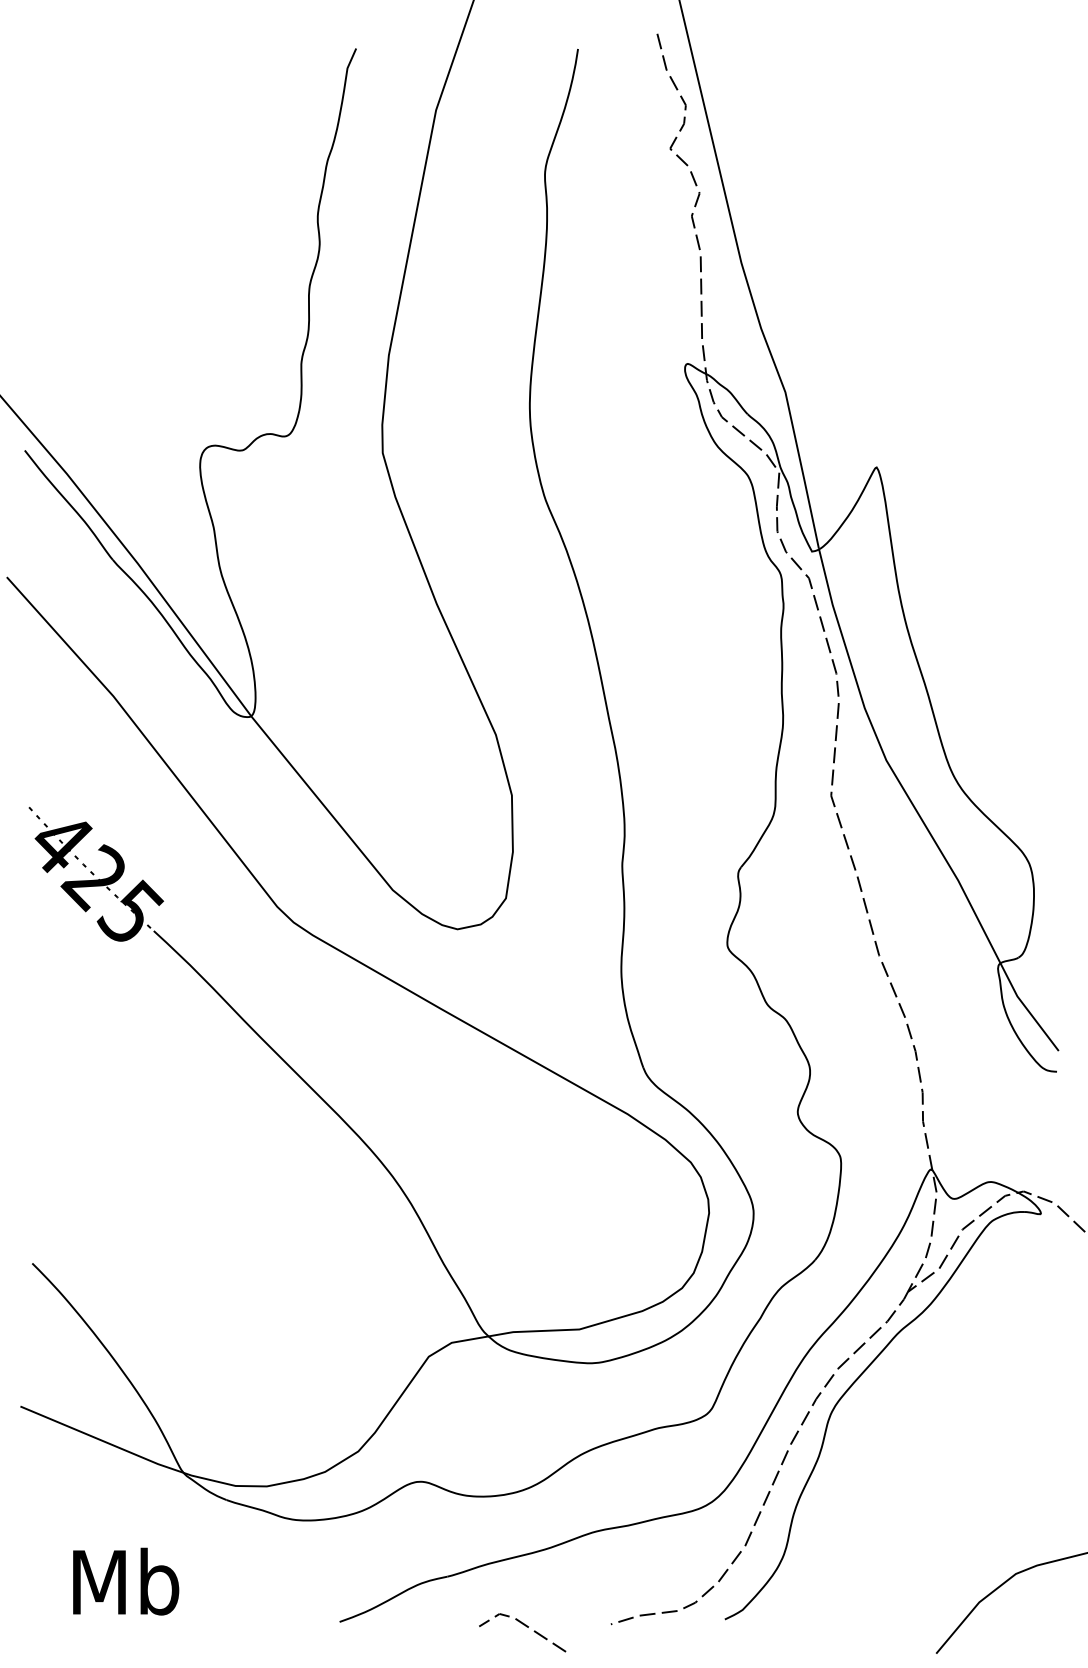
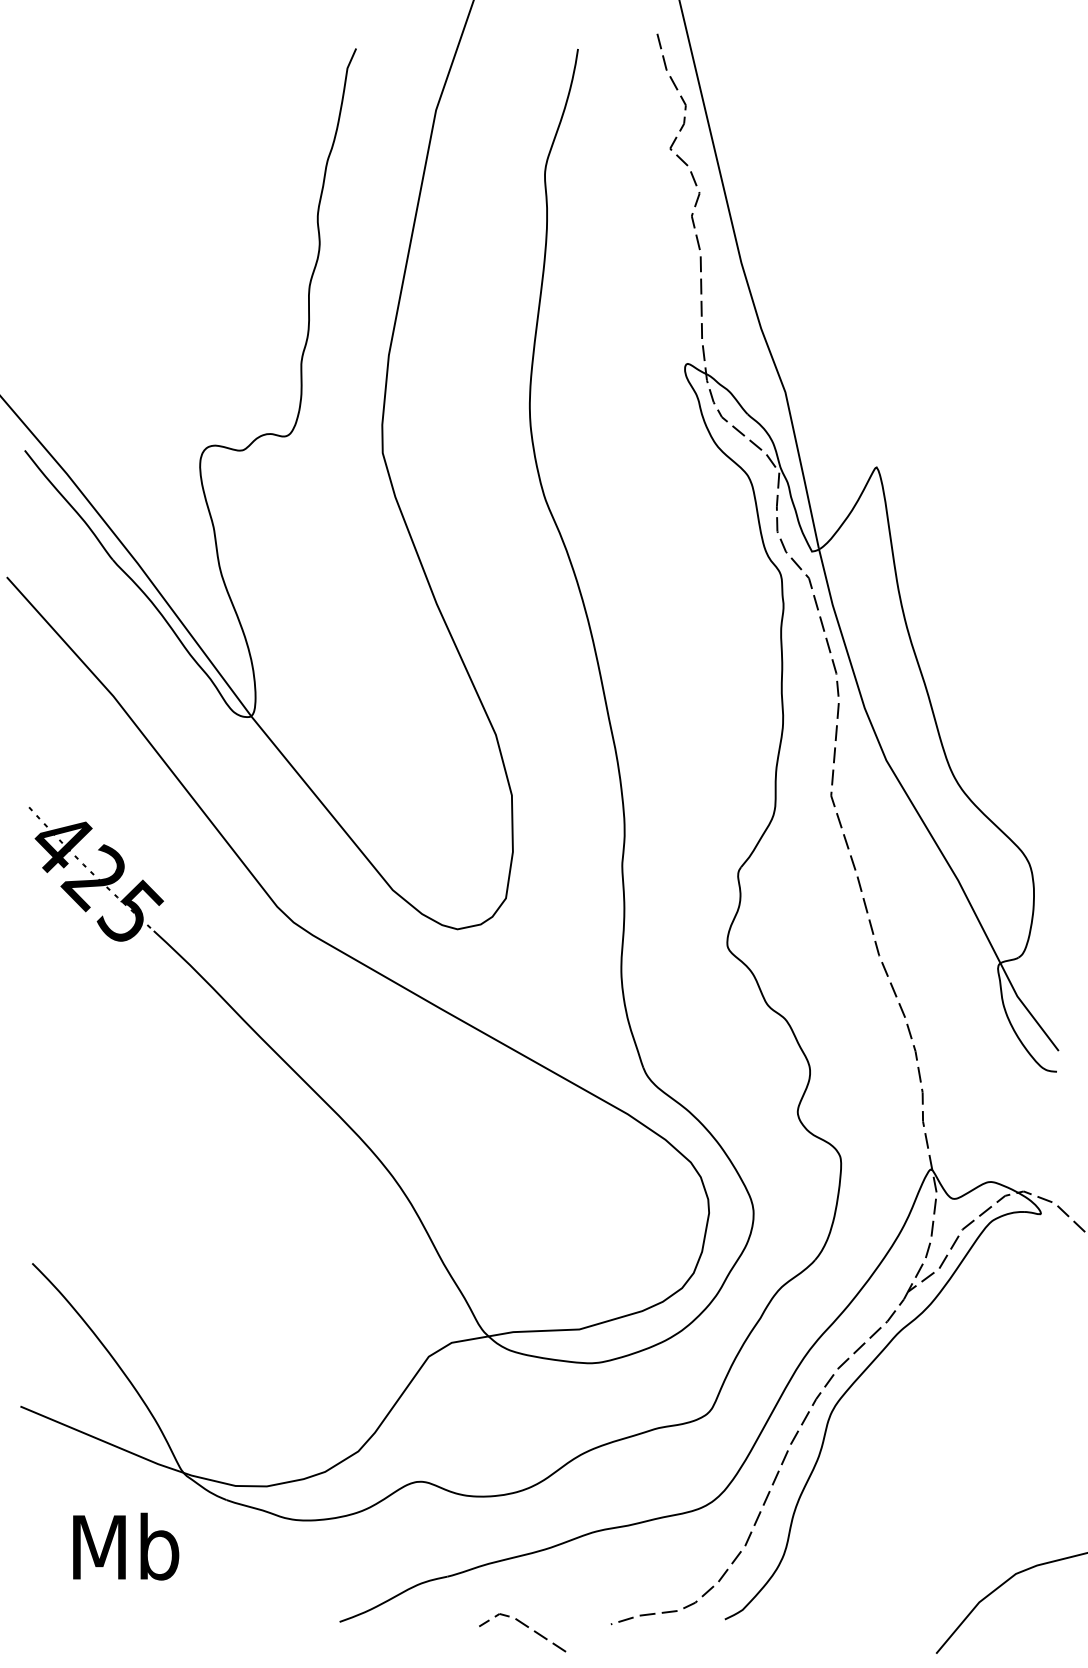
text position: (126, 1581) -> (126, 1546) (126, 1546)
